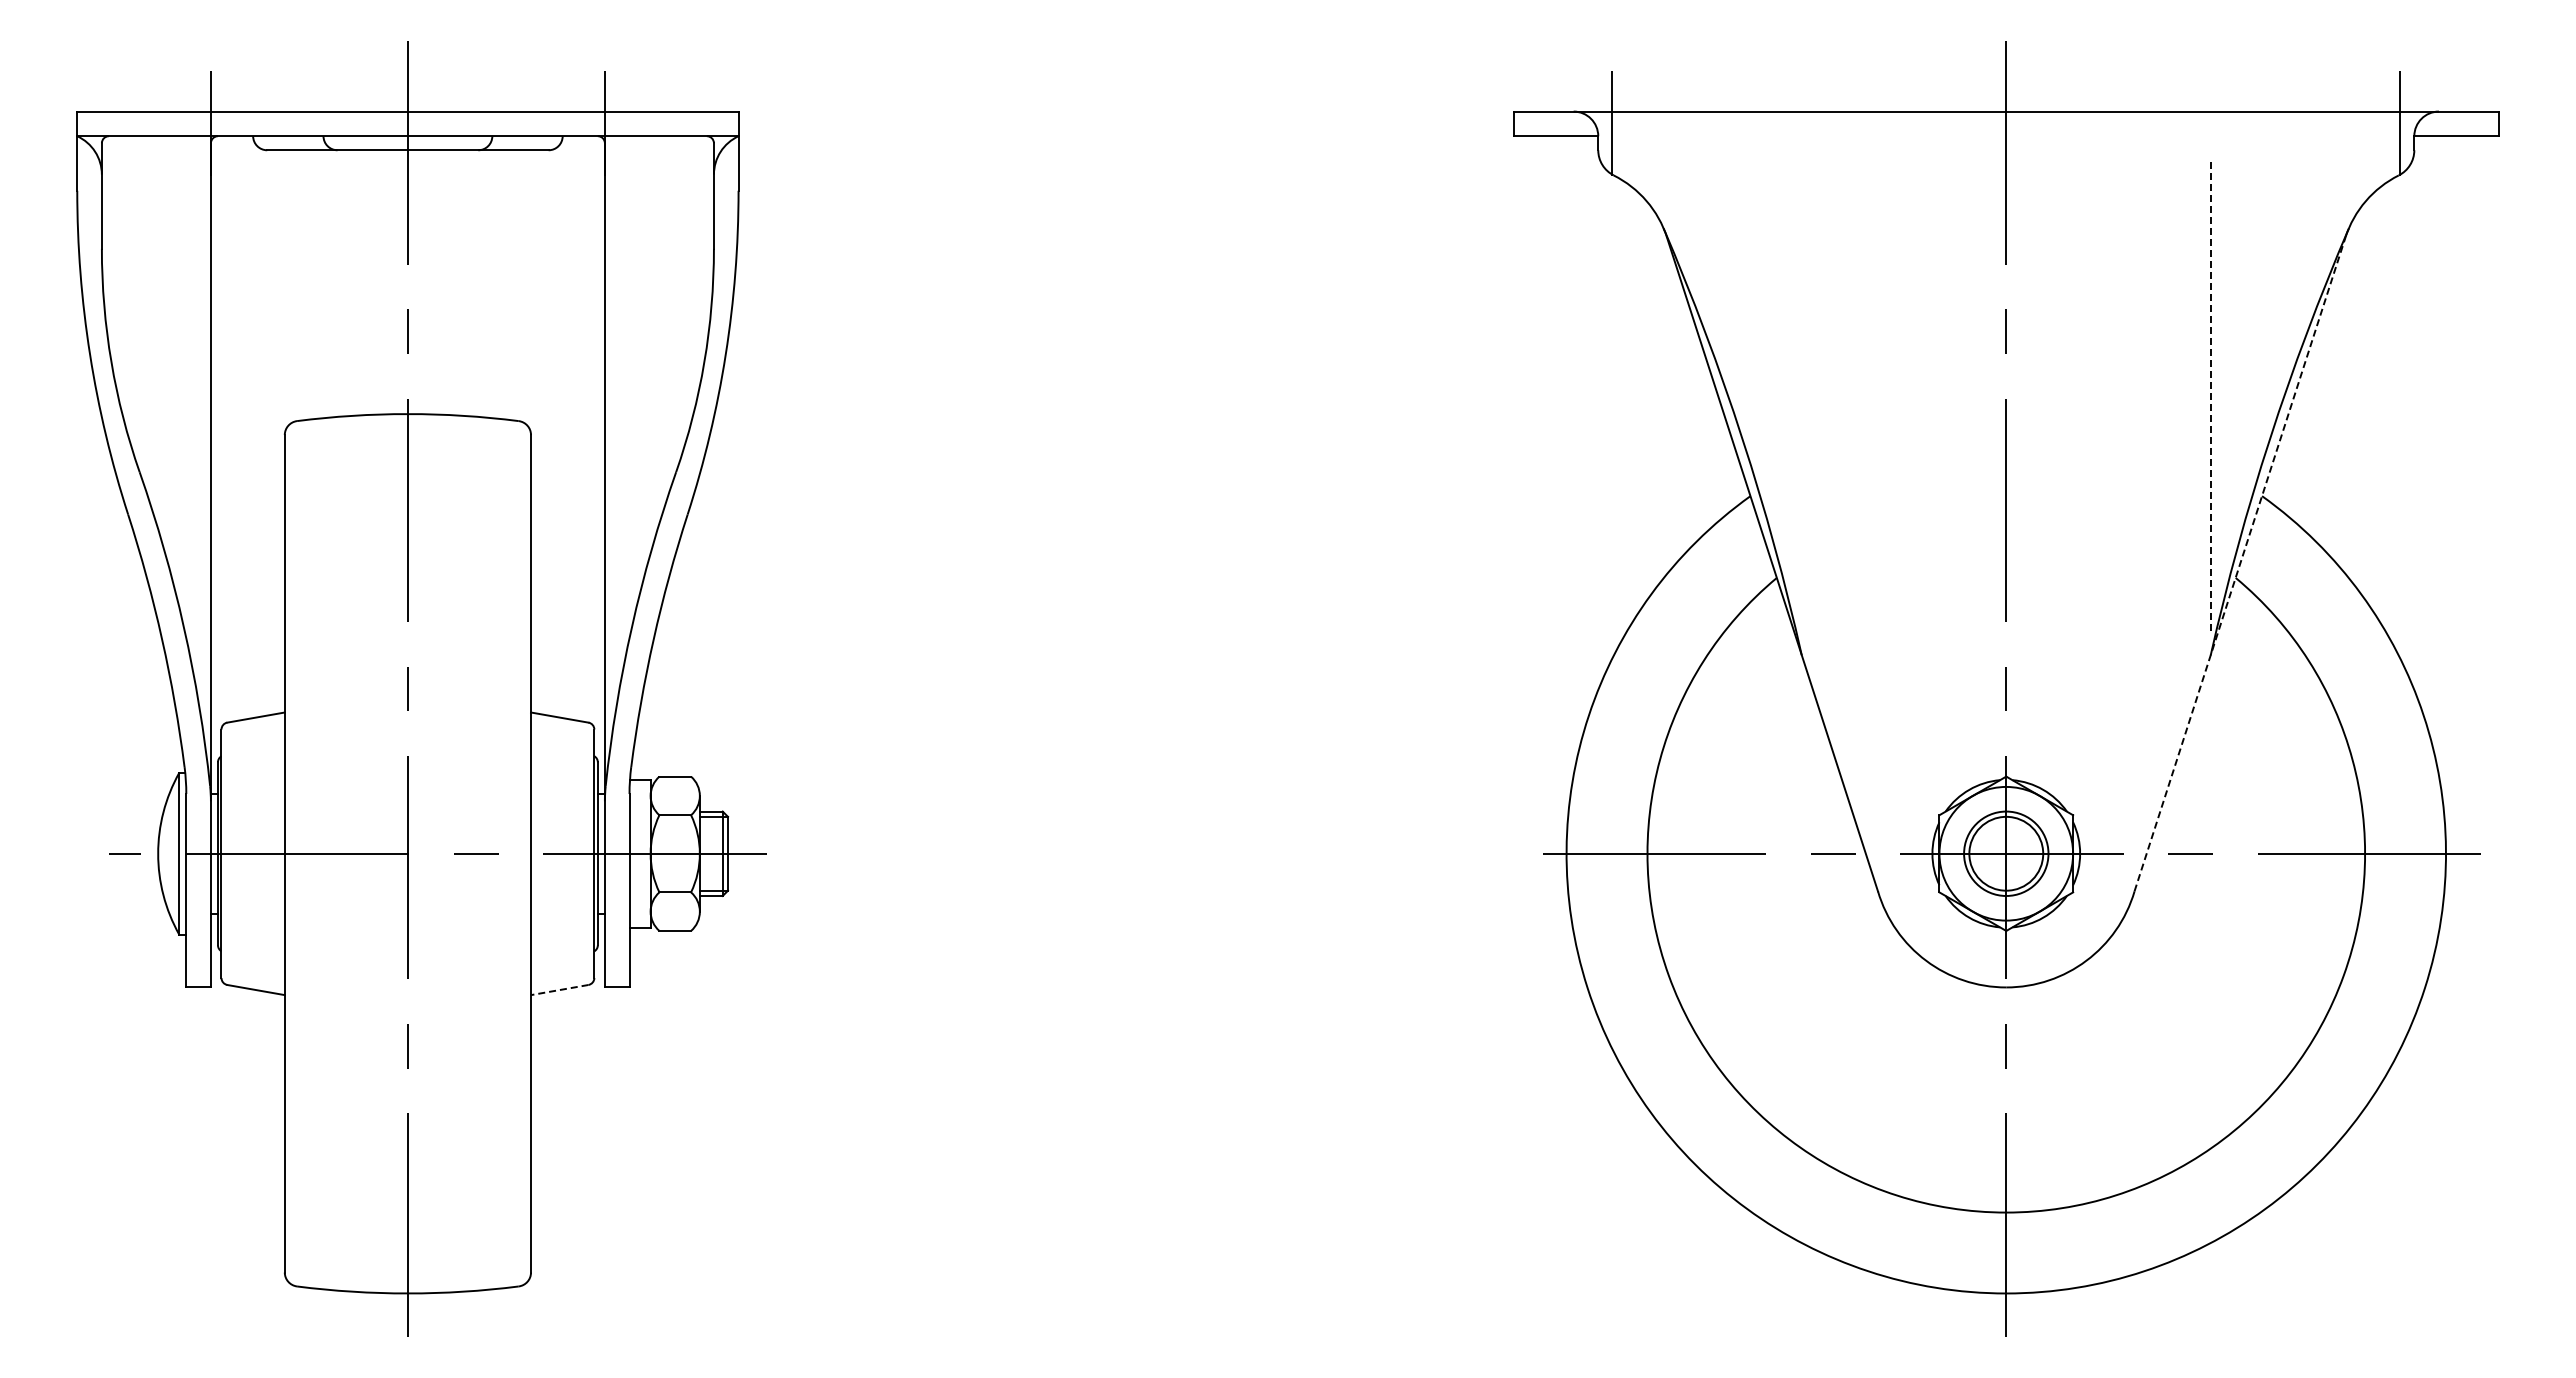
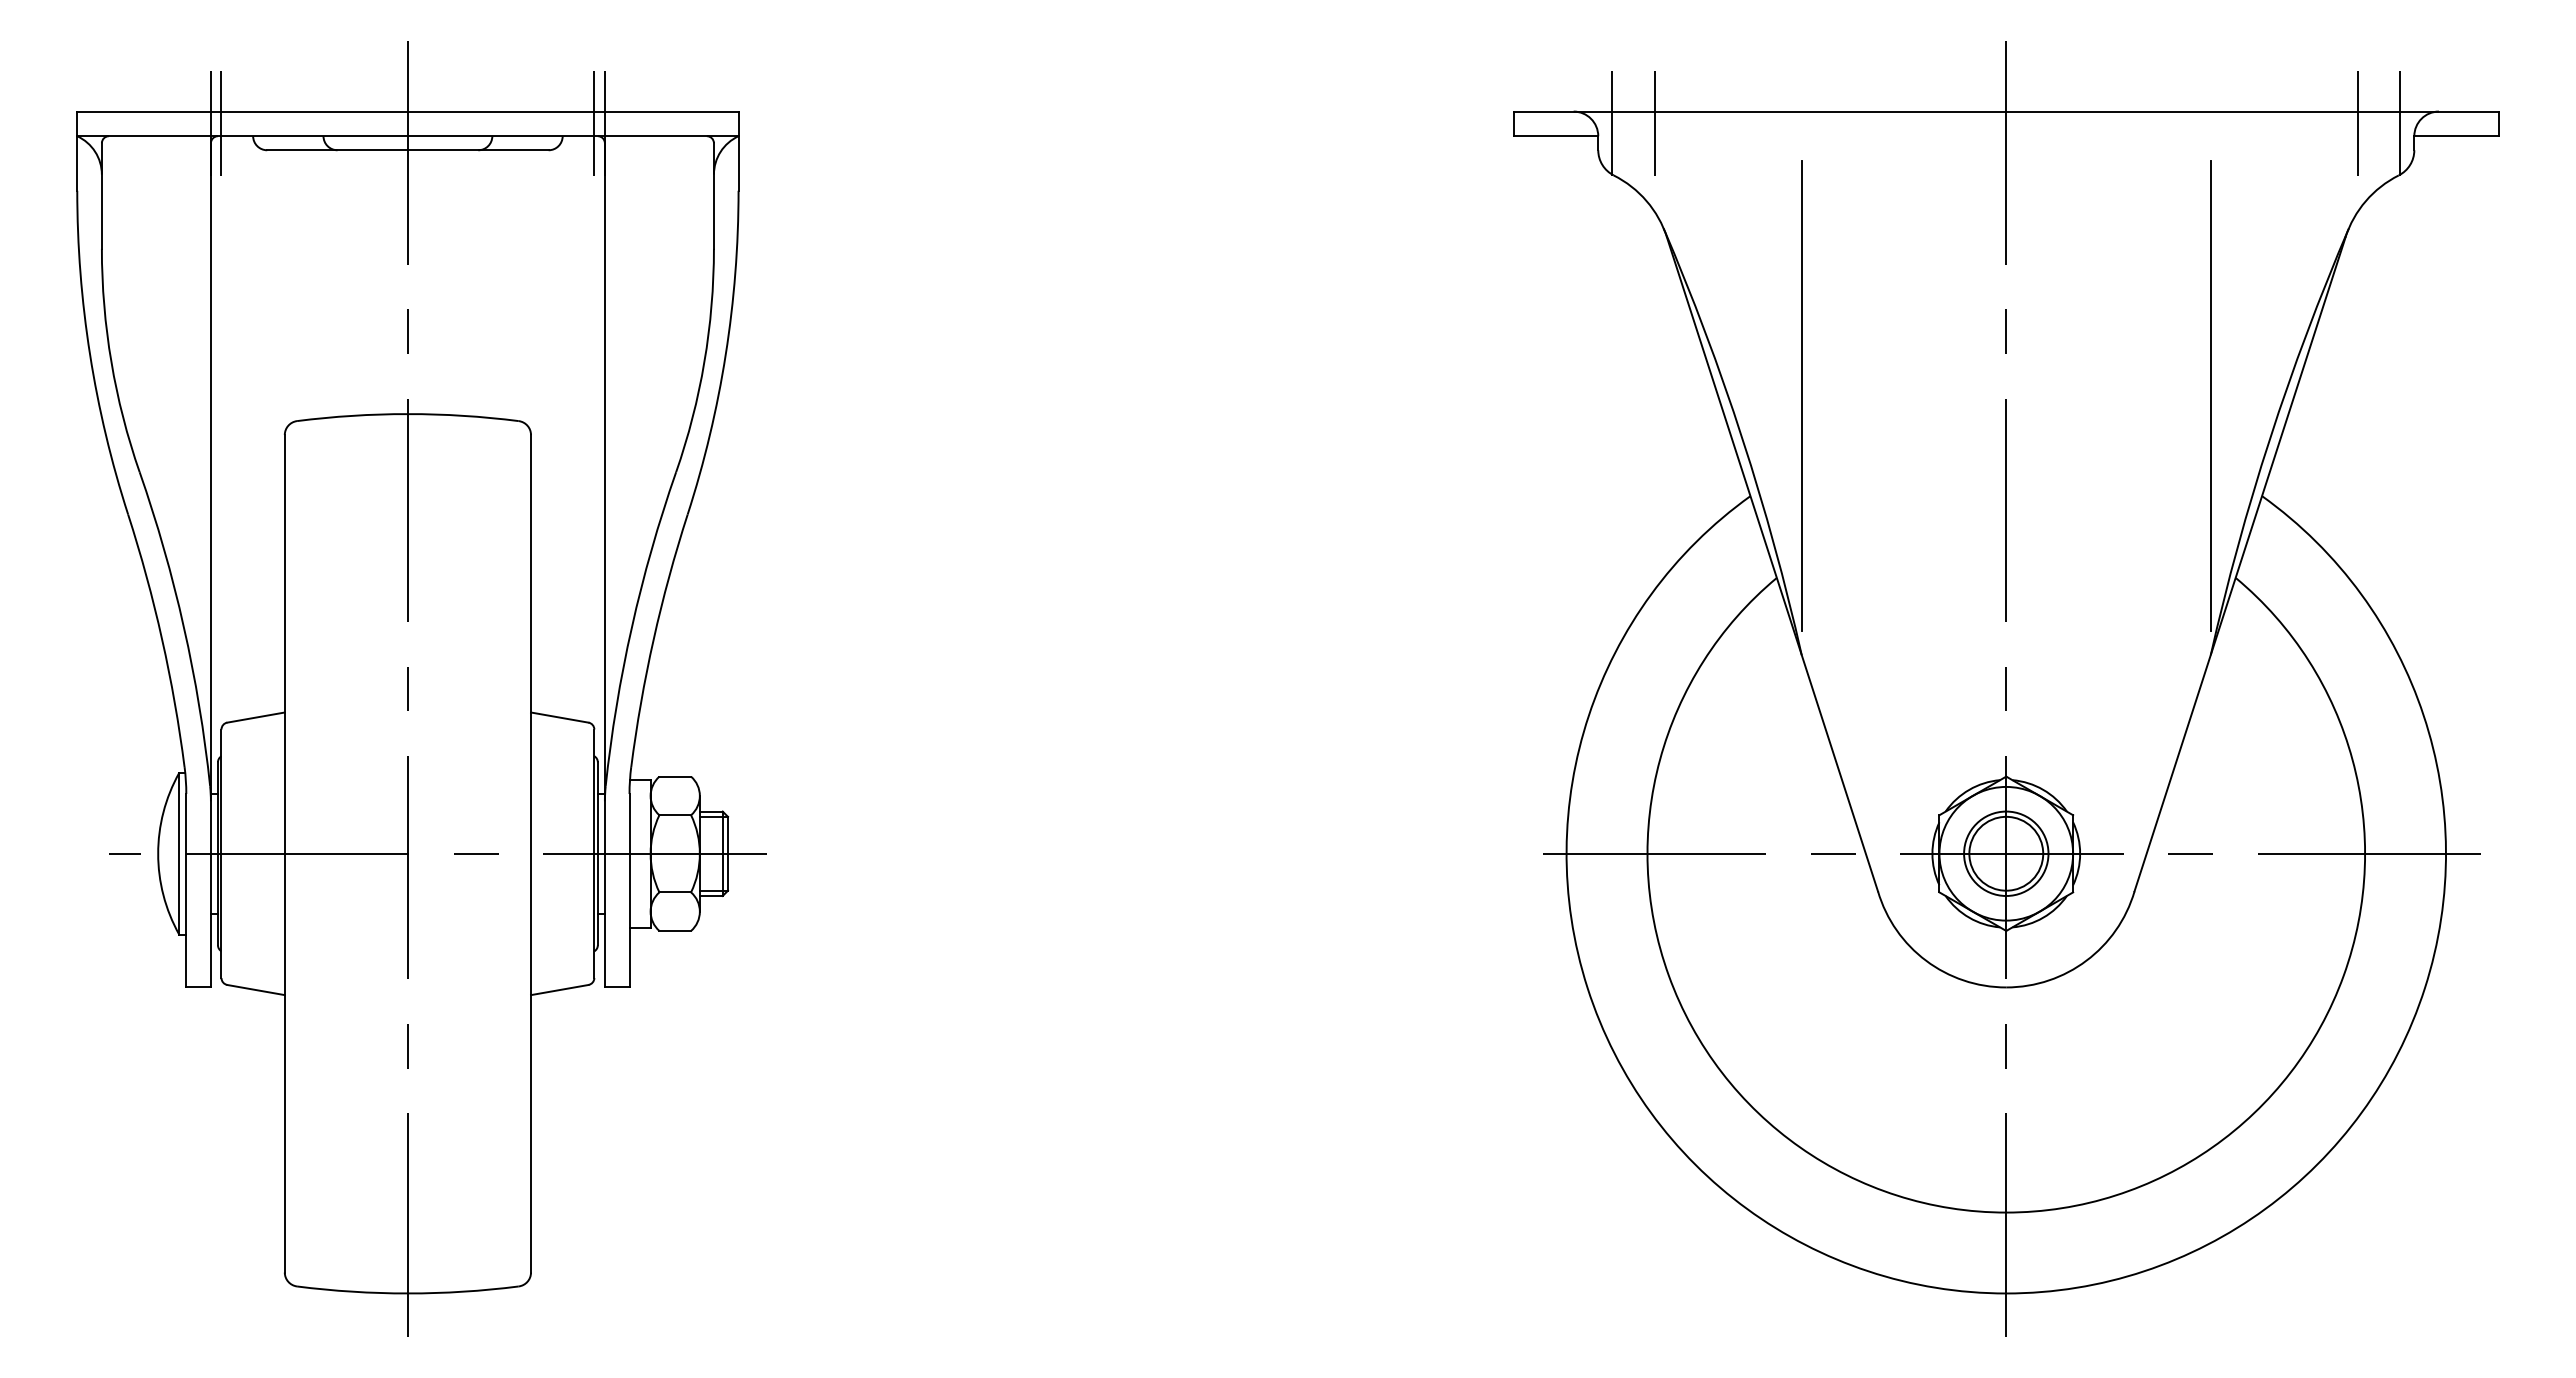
line: none -> present (221, 123)
line: none -> present (594, 123)
line: none -> present (1654, 123)
line: none -> present (2358, 123)
line: none -> present (1801, 395)
line: dashed -> solid (2210, 396)
line: dashed -> solid (2240, 564)
line: dashed -> solid (559, 990)
